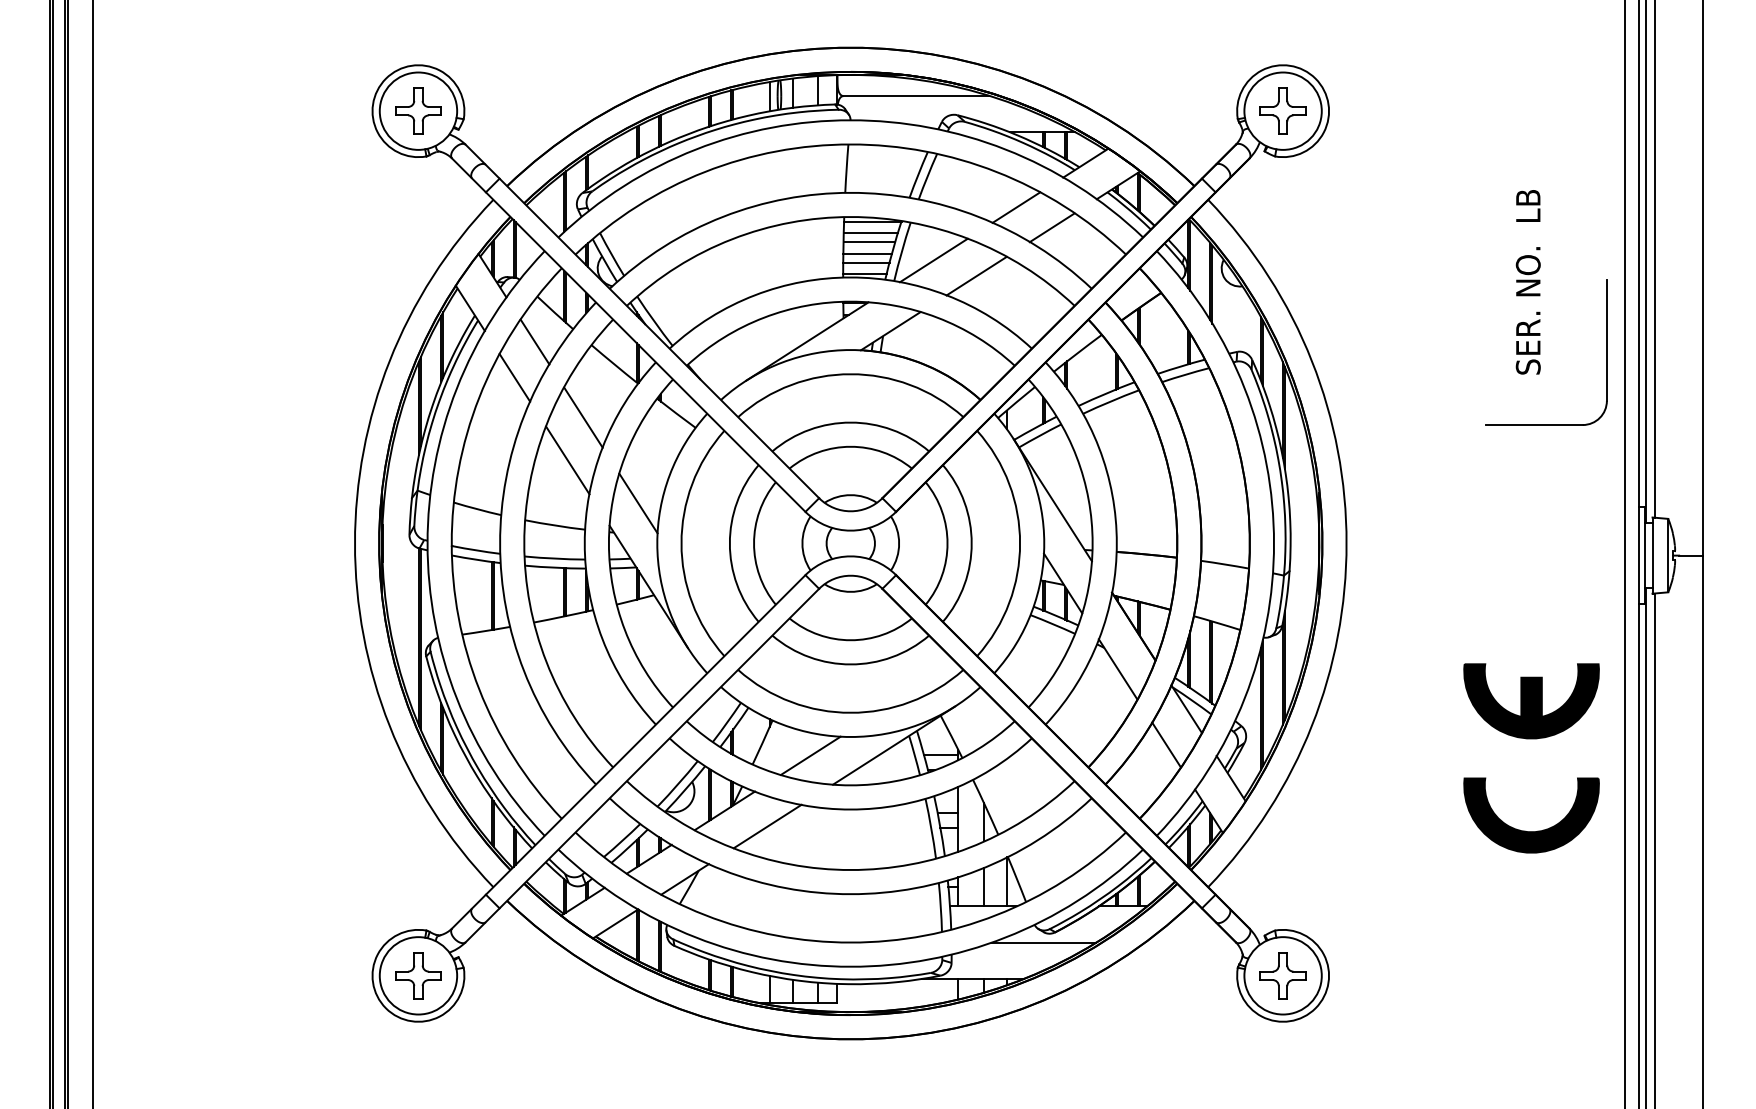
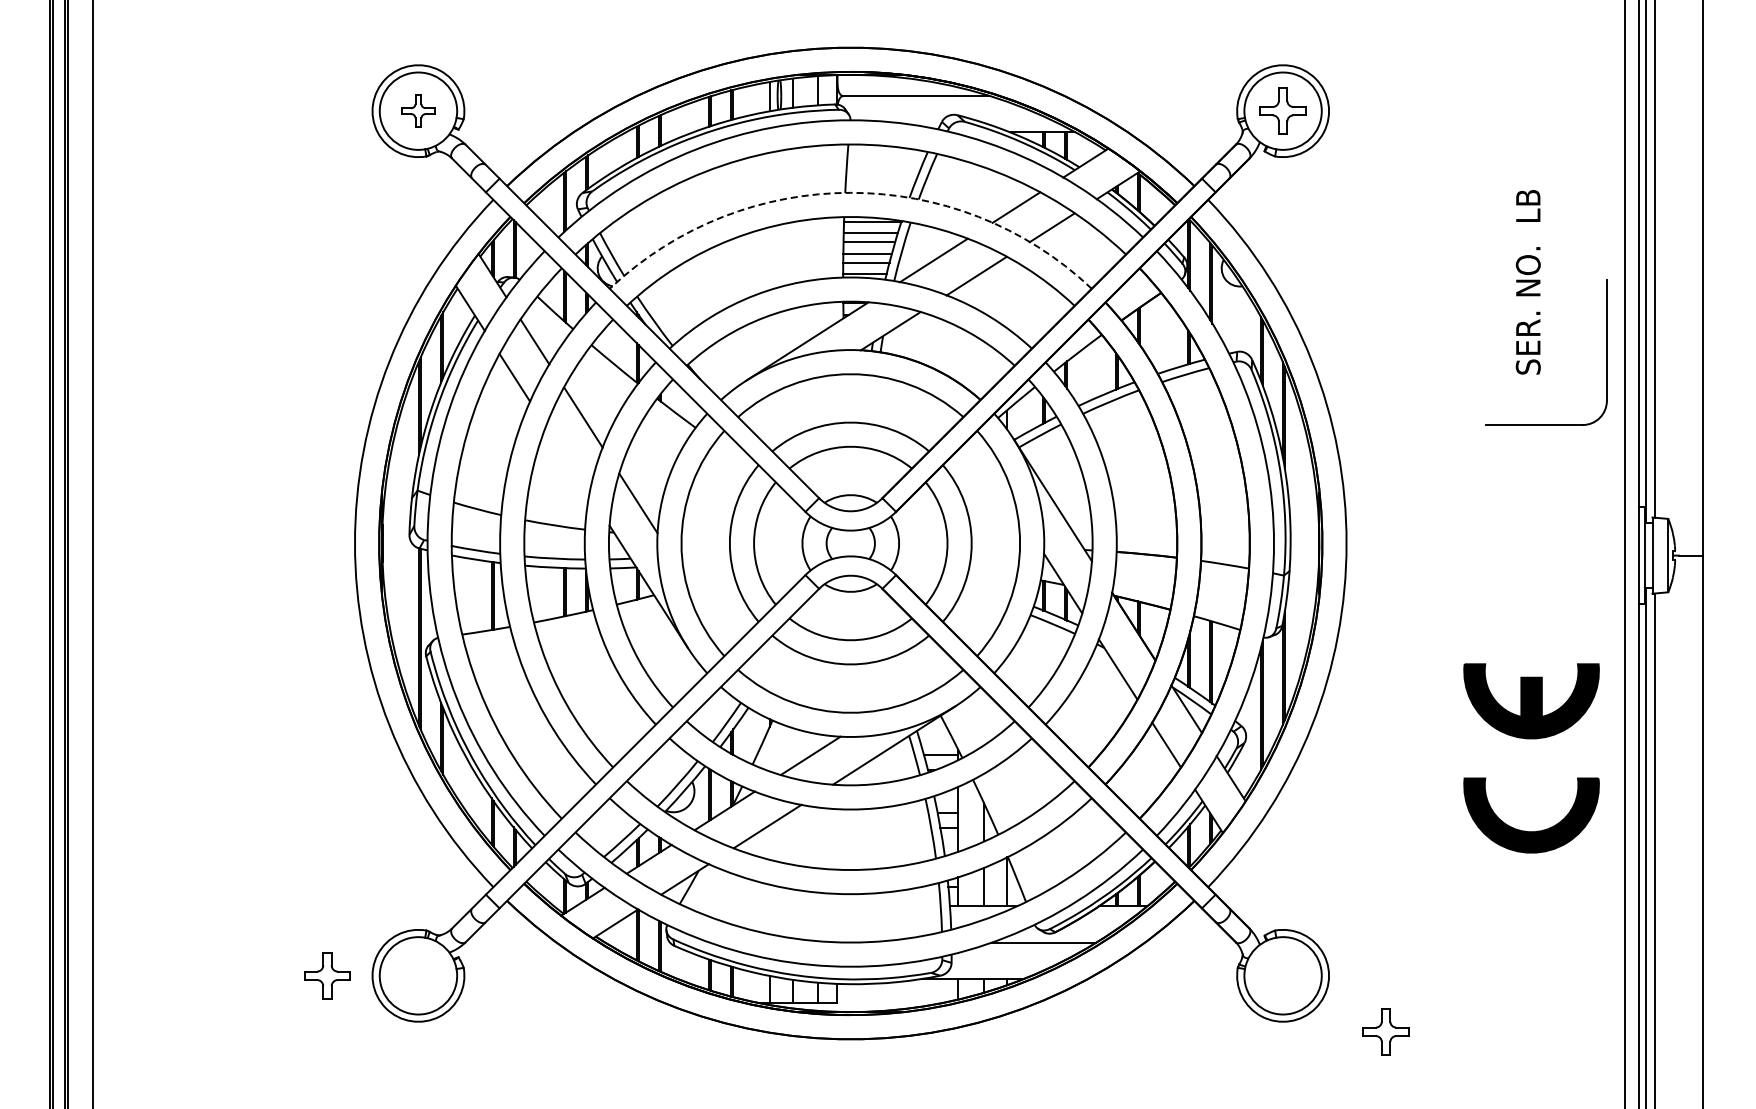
part size: 47x48 px -> 35x34 px (418, 110)
arc: solid -> dashed (850, 192)
line: present -> none (567, 460)
part position: (418, 975) -> (327, 975) (327, 975)
part position: (1282, 975) -> (1385, 1031) (1385, 1031)
